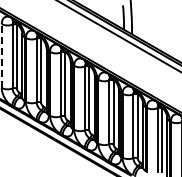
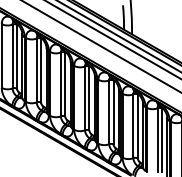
line: none -> present (113, 39)
line: none -> present (101, 46)
line: dashed -> solid (1, 56)
